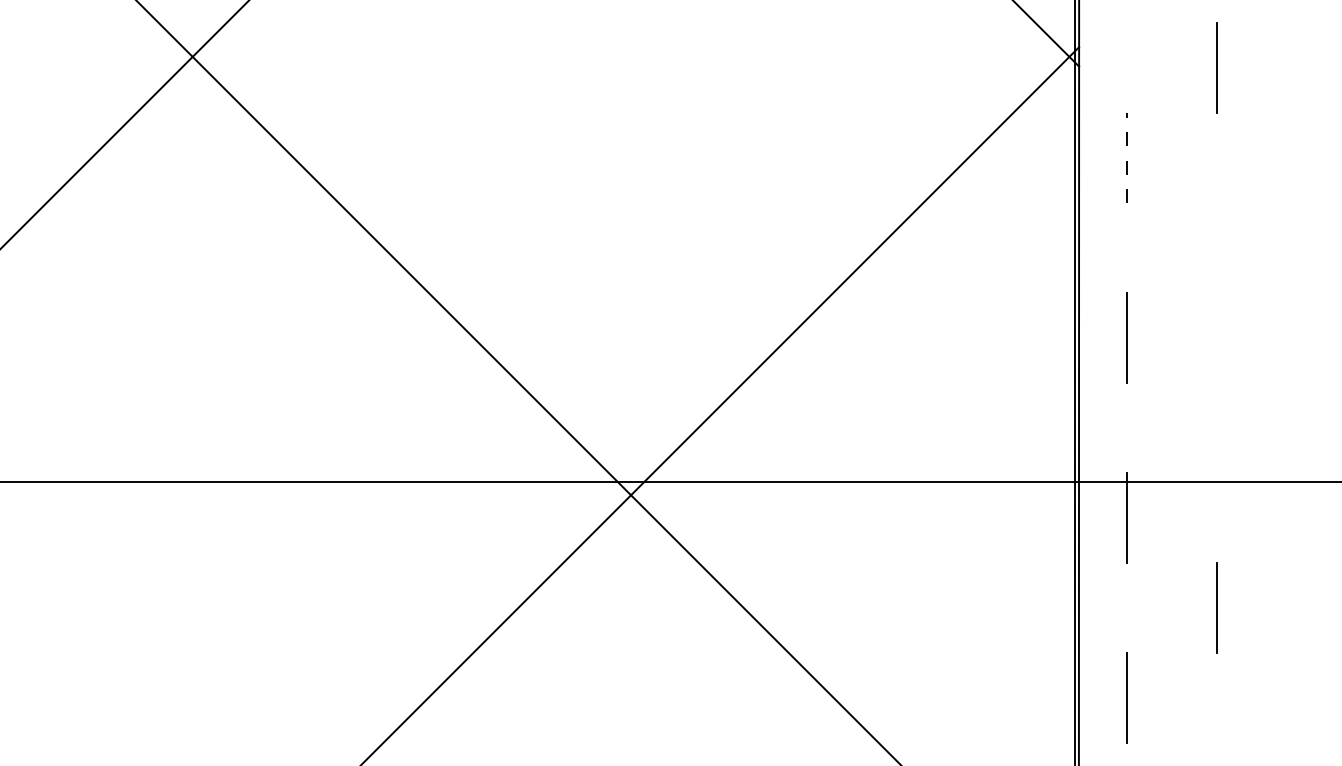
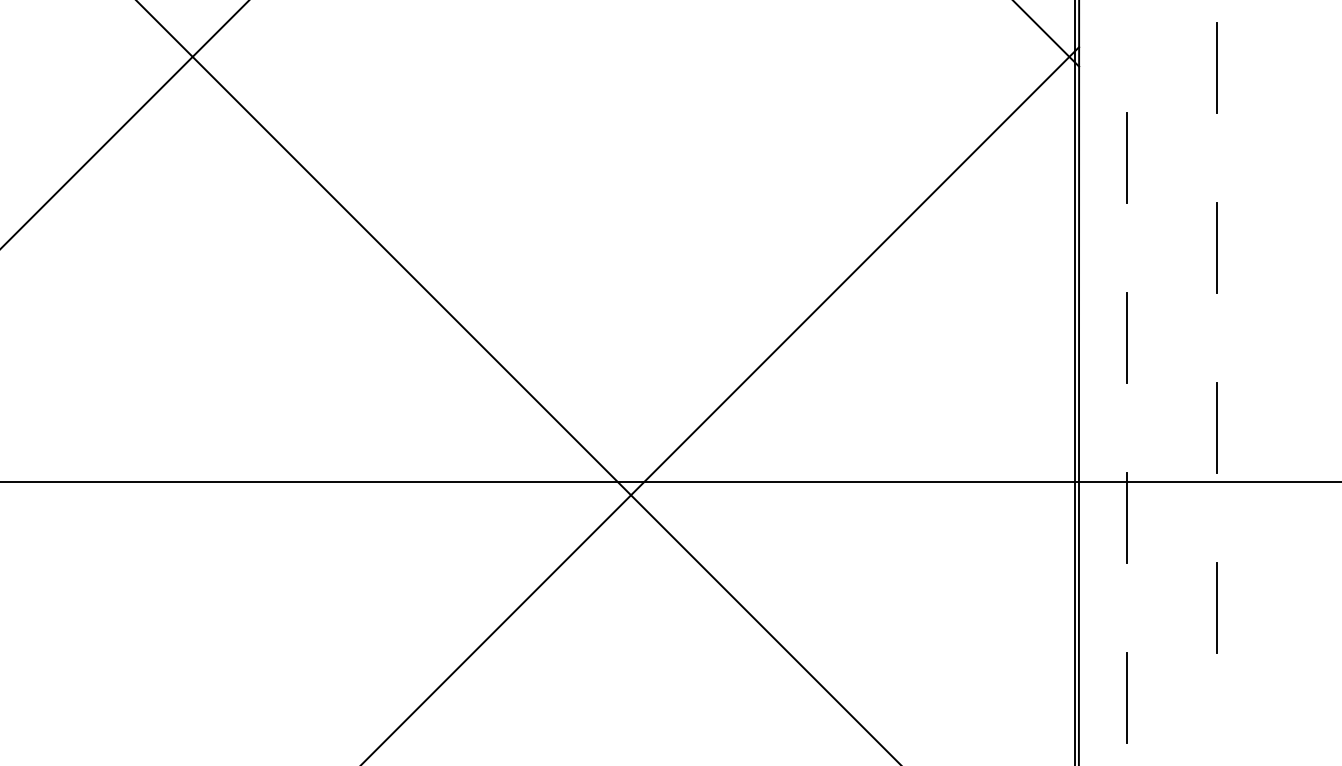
line: dashed -> solid (1127, 158)
line: none -> present (1216, 248)
line: none -> present (1216, 427)
